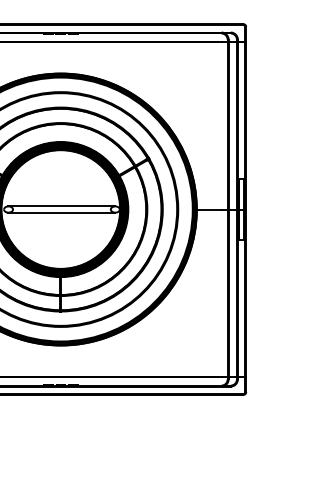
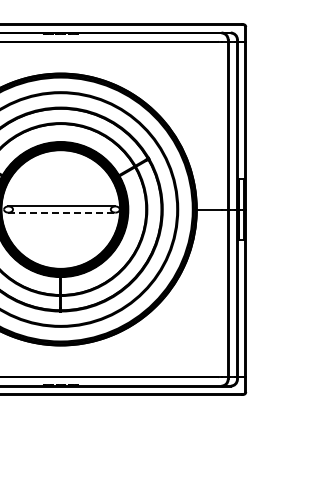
line: solid -> dashed (62, 212)
